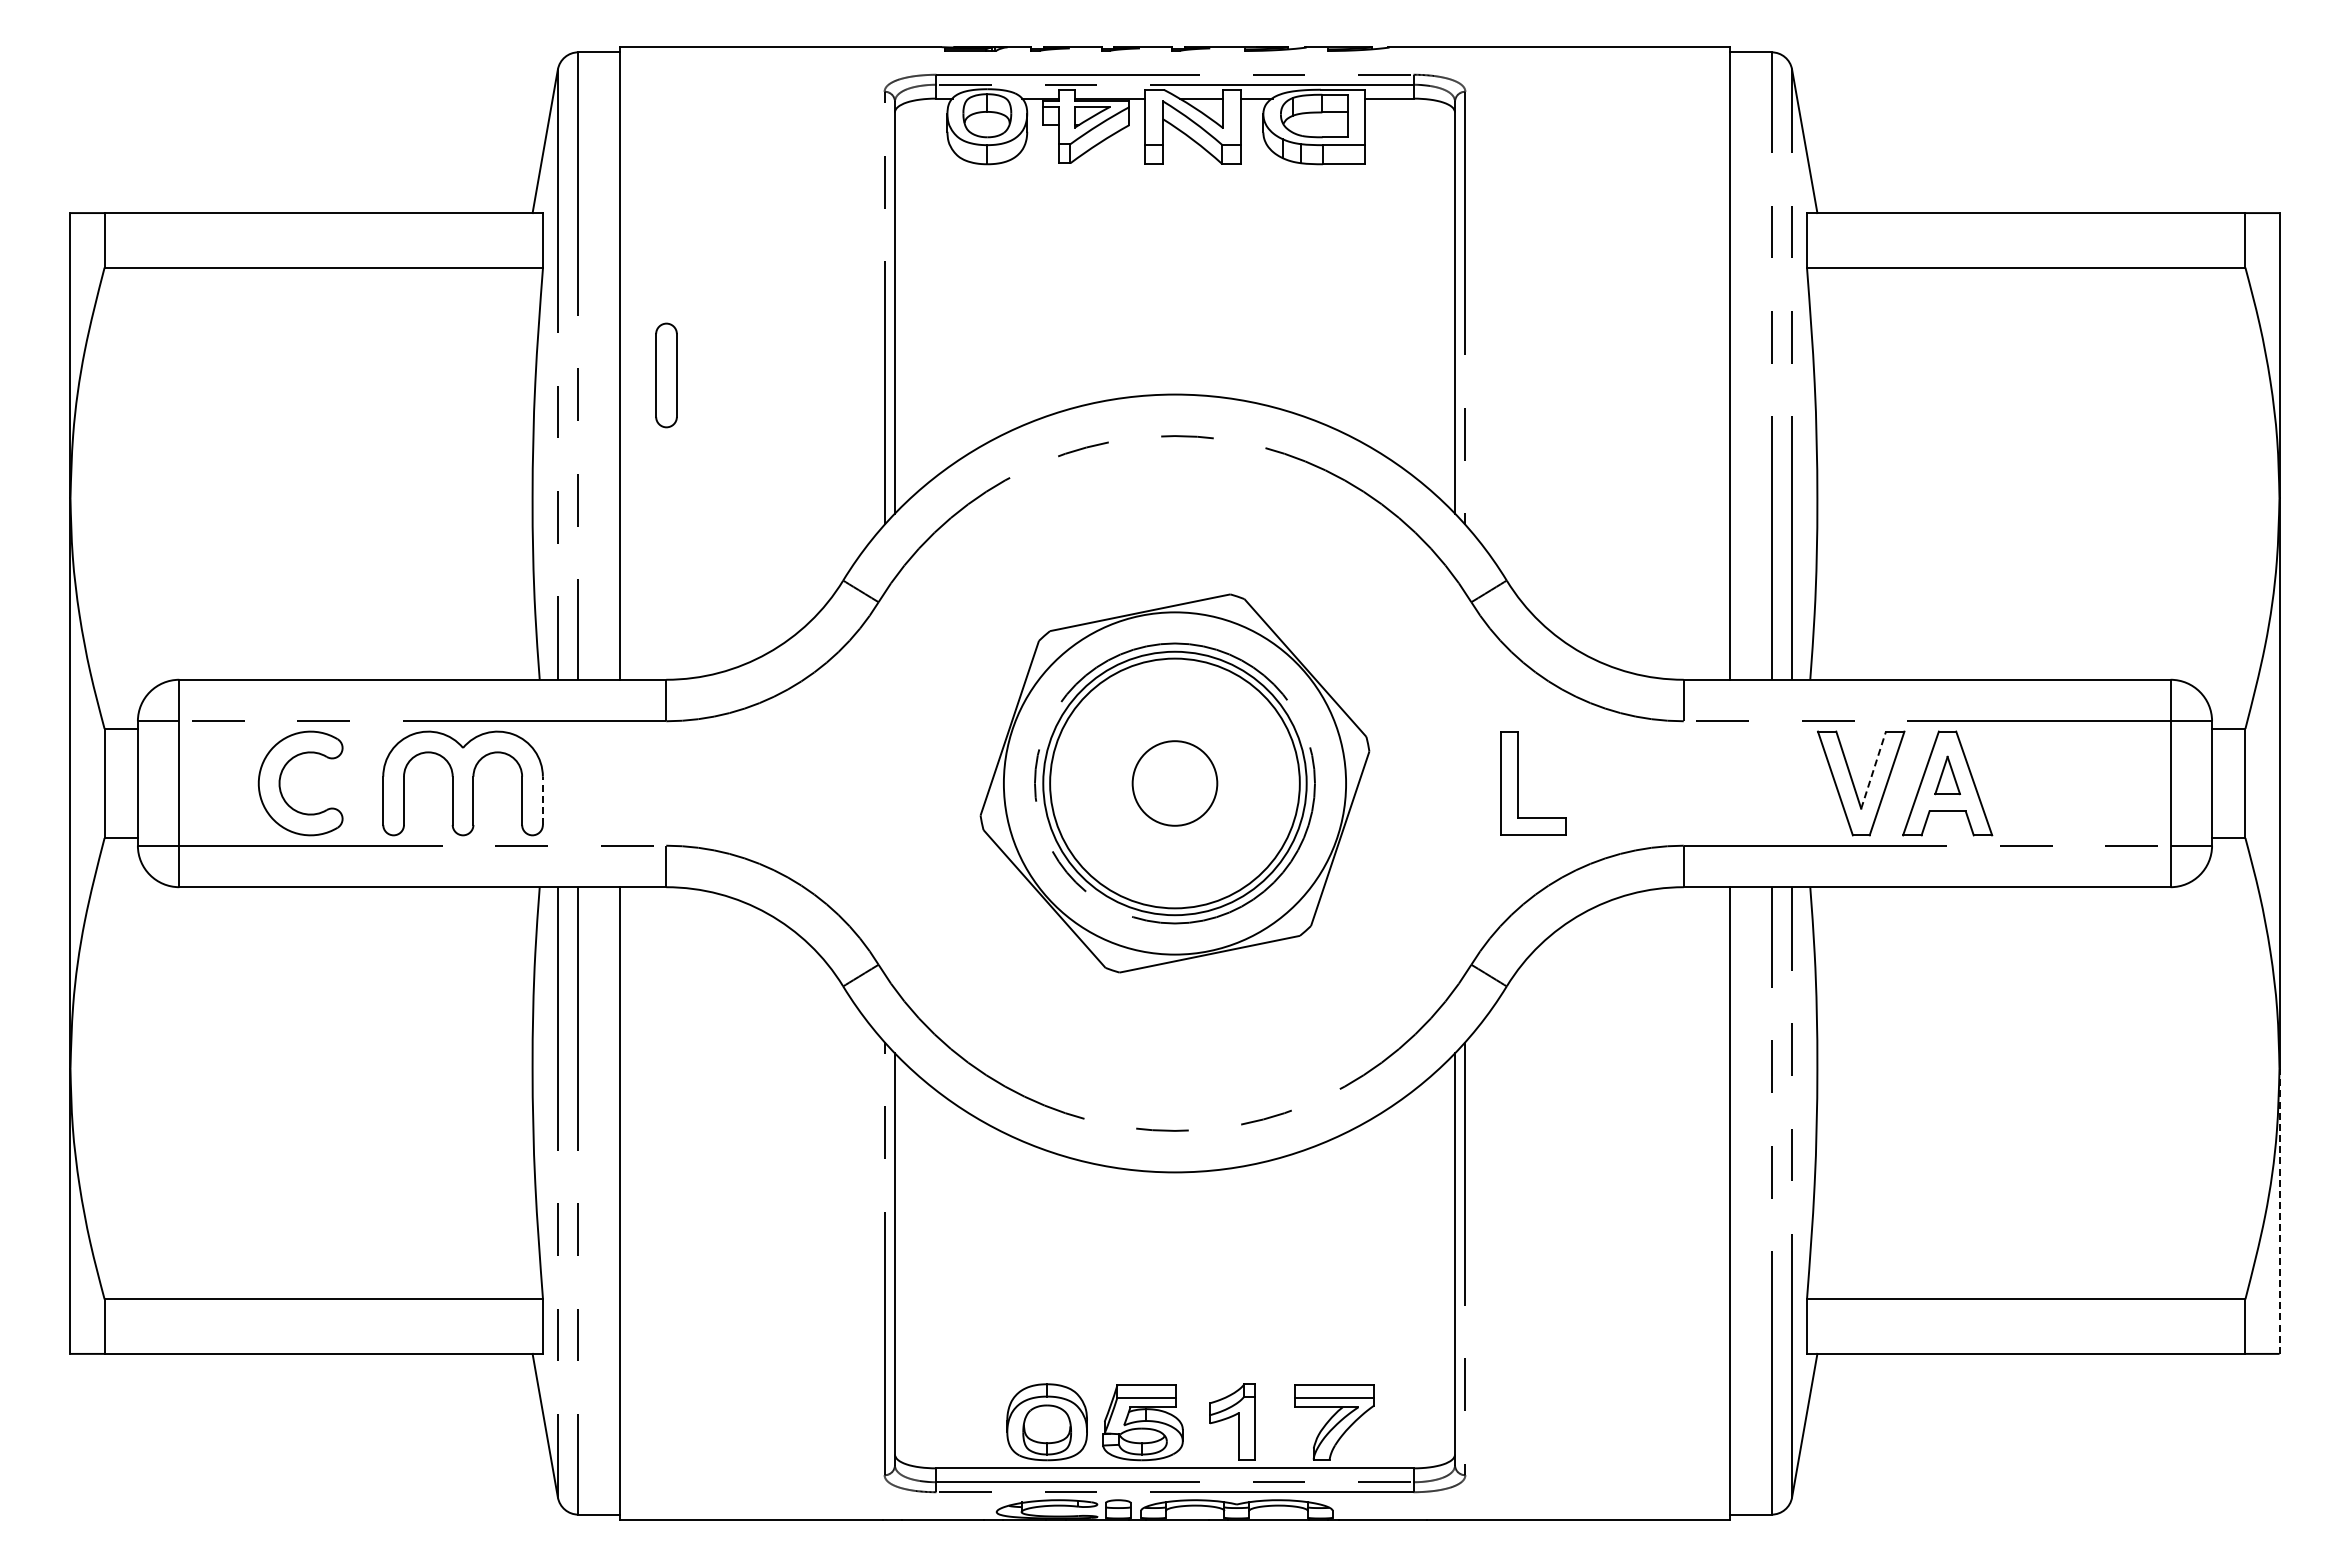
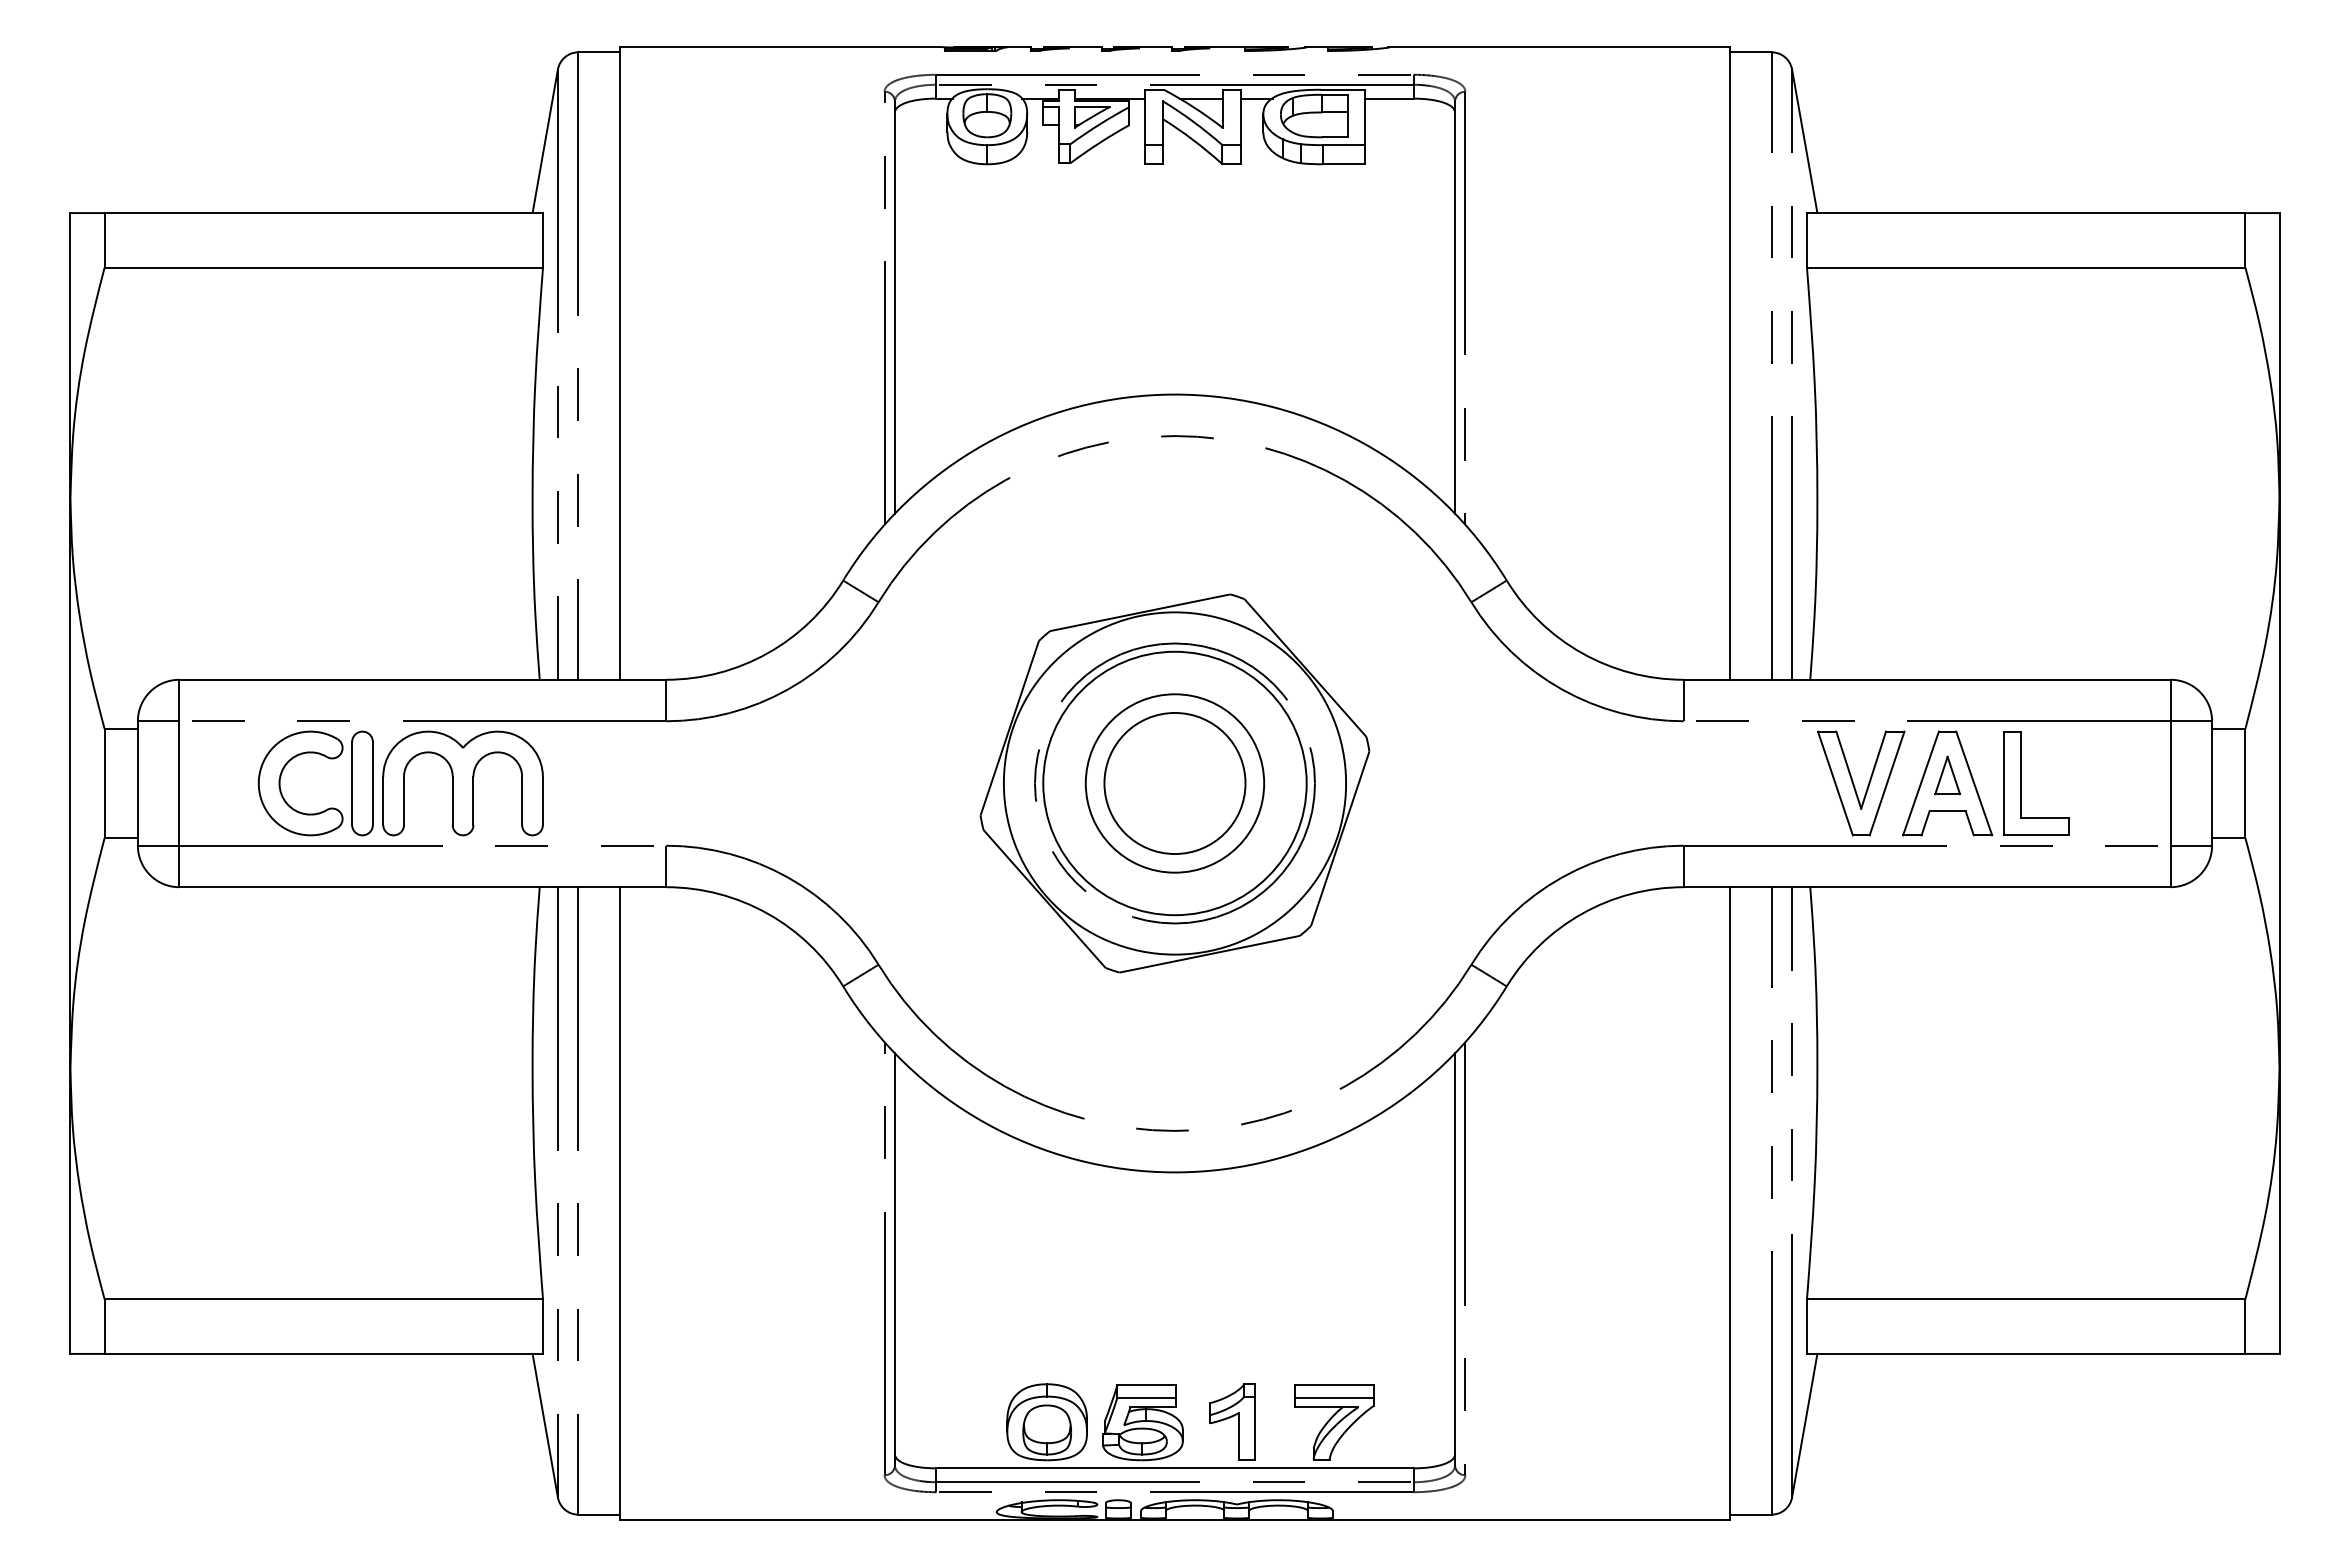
part position: (666, 375) -> (362, 783) (362, 783)
line: dashed -> solid (1873, 769)
circle diameter: 250 px -> 178 px (1174, 783)
circle diameter: 85 px -> 141 px (1174, 783)
part position: (1518, 783) -> (2021, 783) (2021, 783)
line: dashed -> solid (542, 800)
line: dashed -> solid (2279, 1211)
